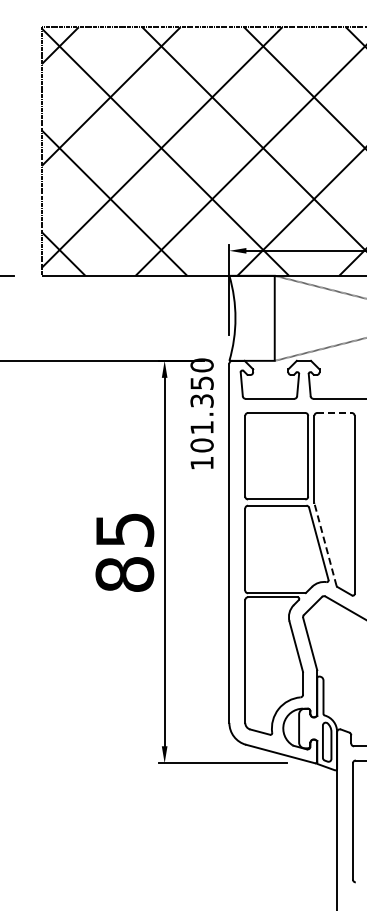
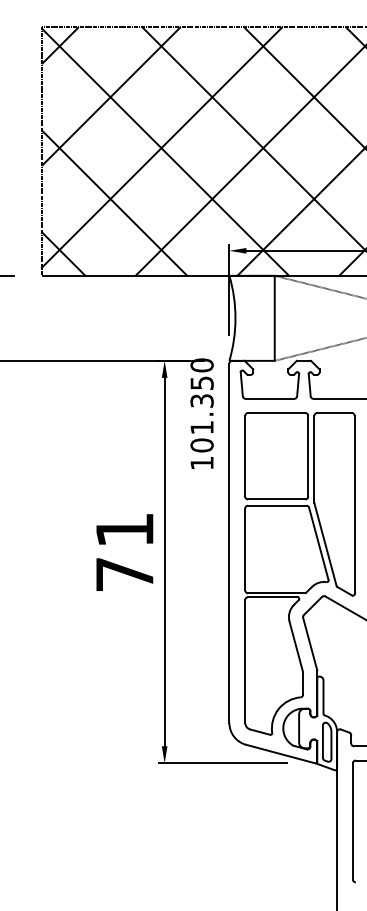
line: dashed -> solid (335, 413)
line: dashed -> solid (325, 544)
text: 85 -> 71 (124, 552)
